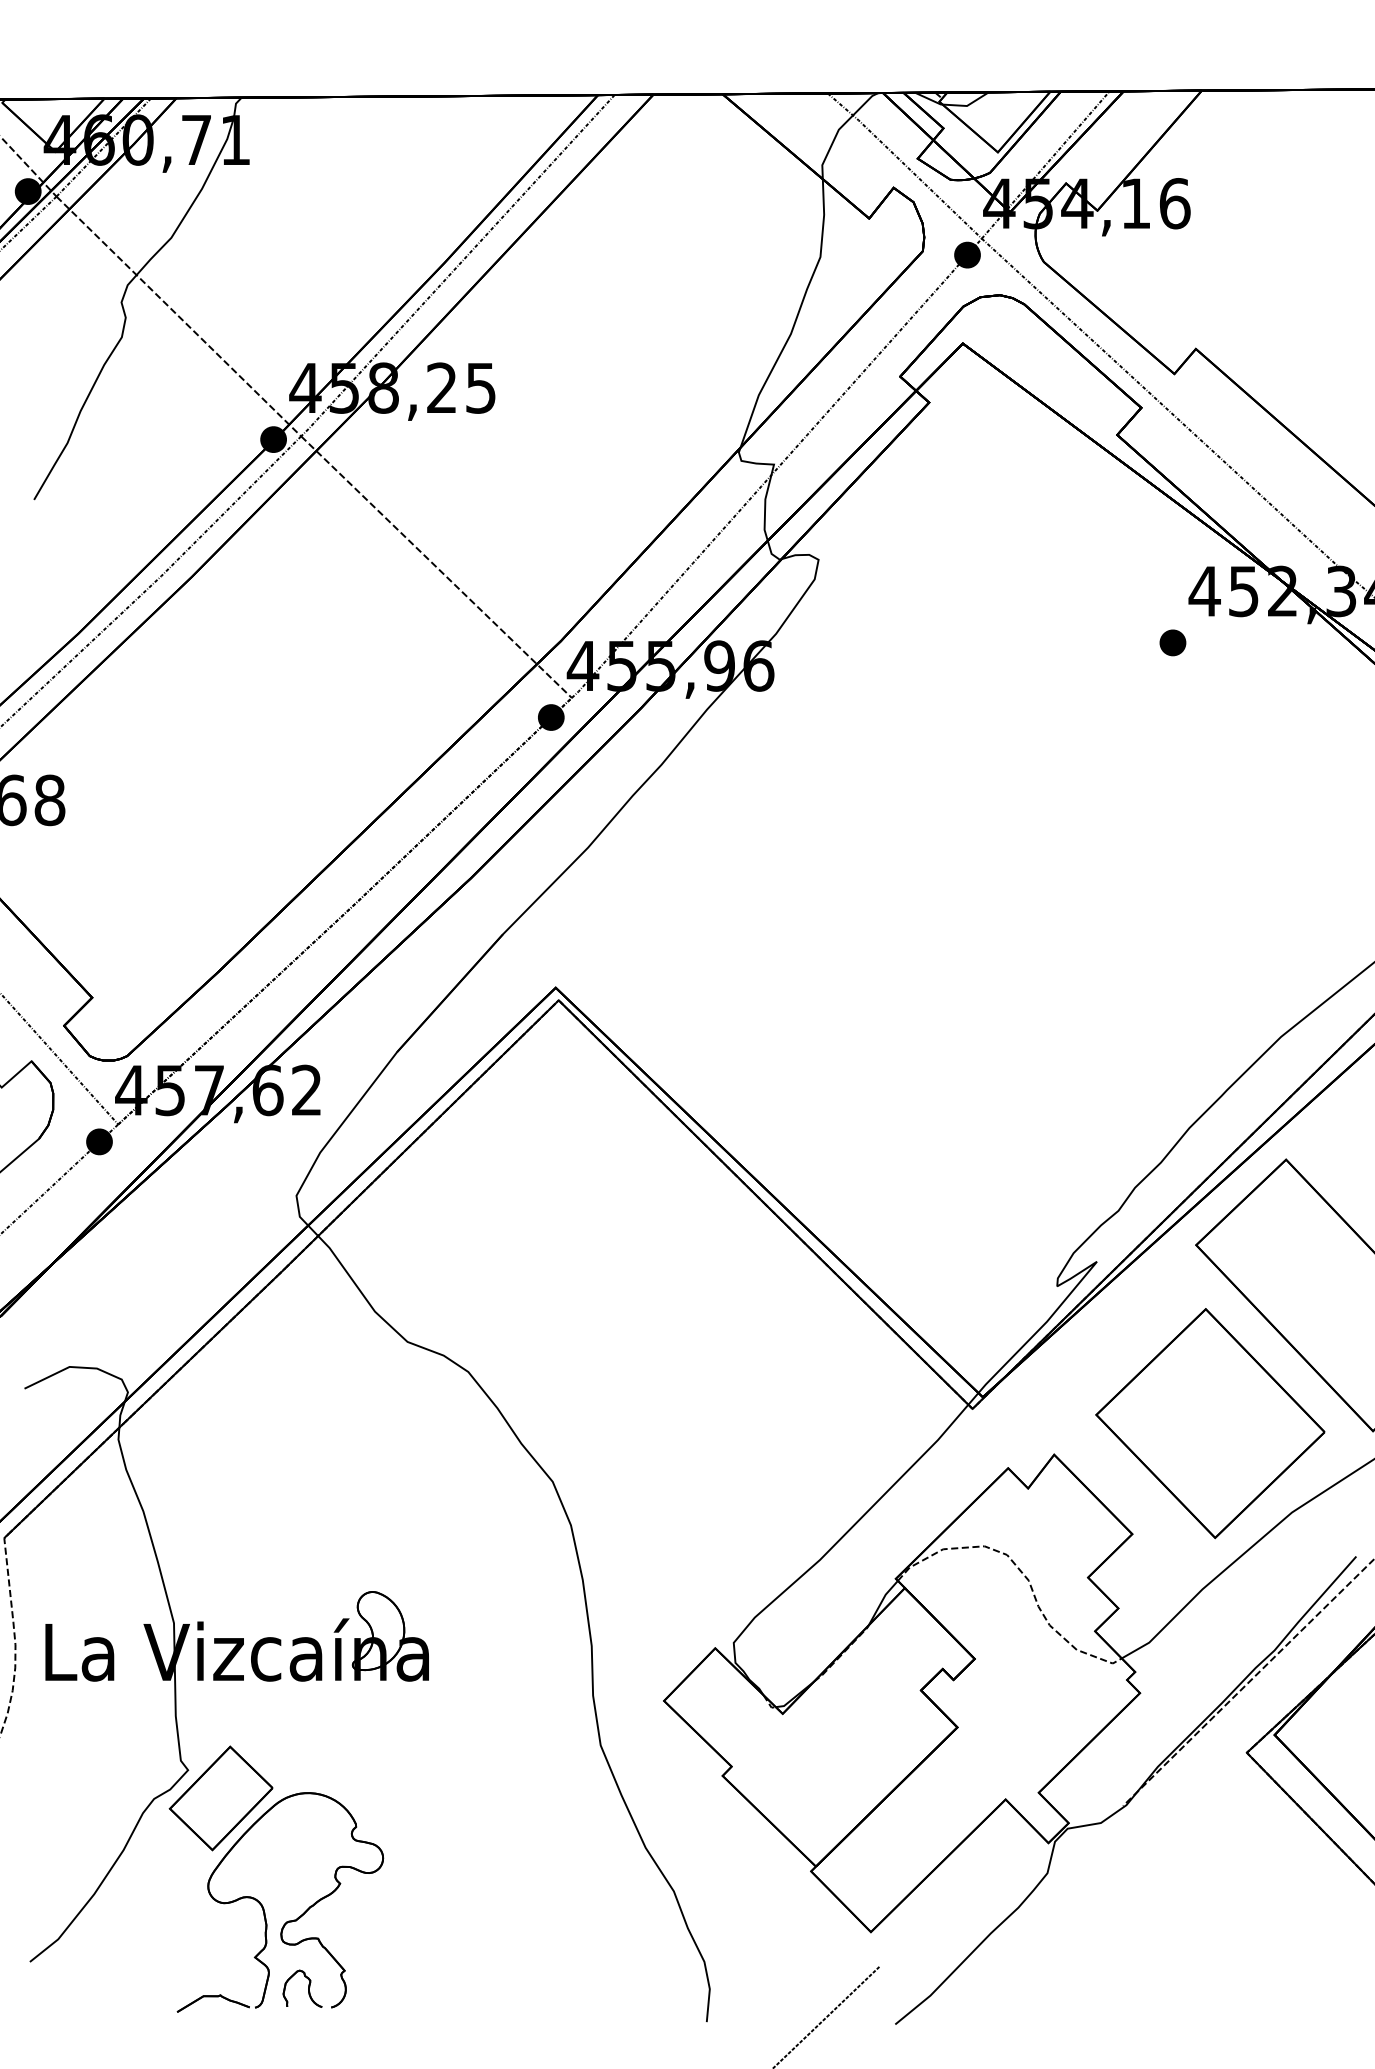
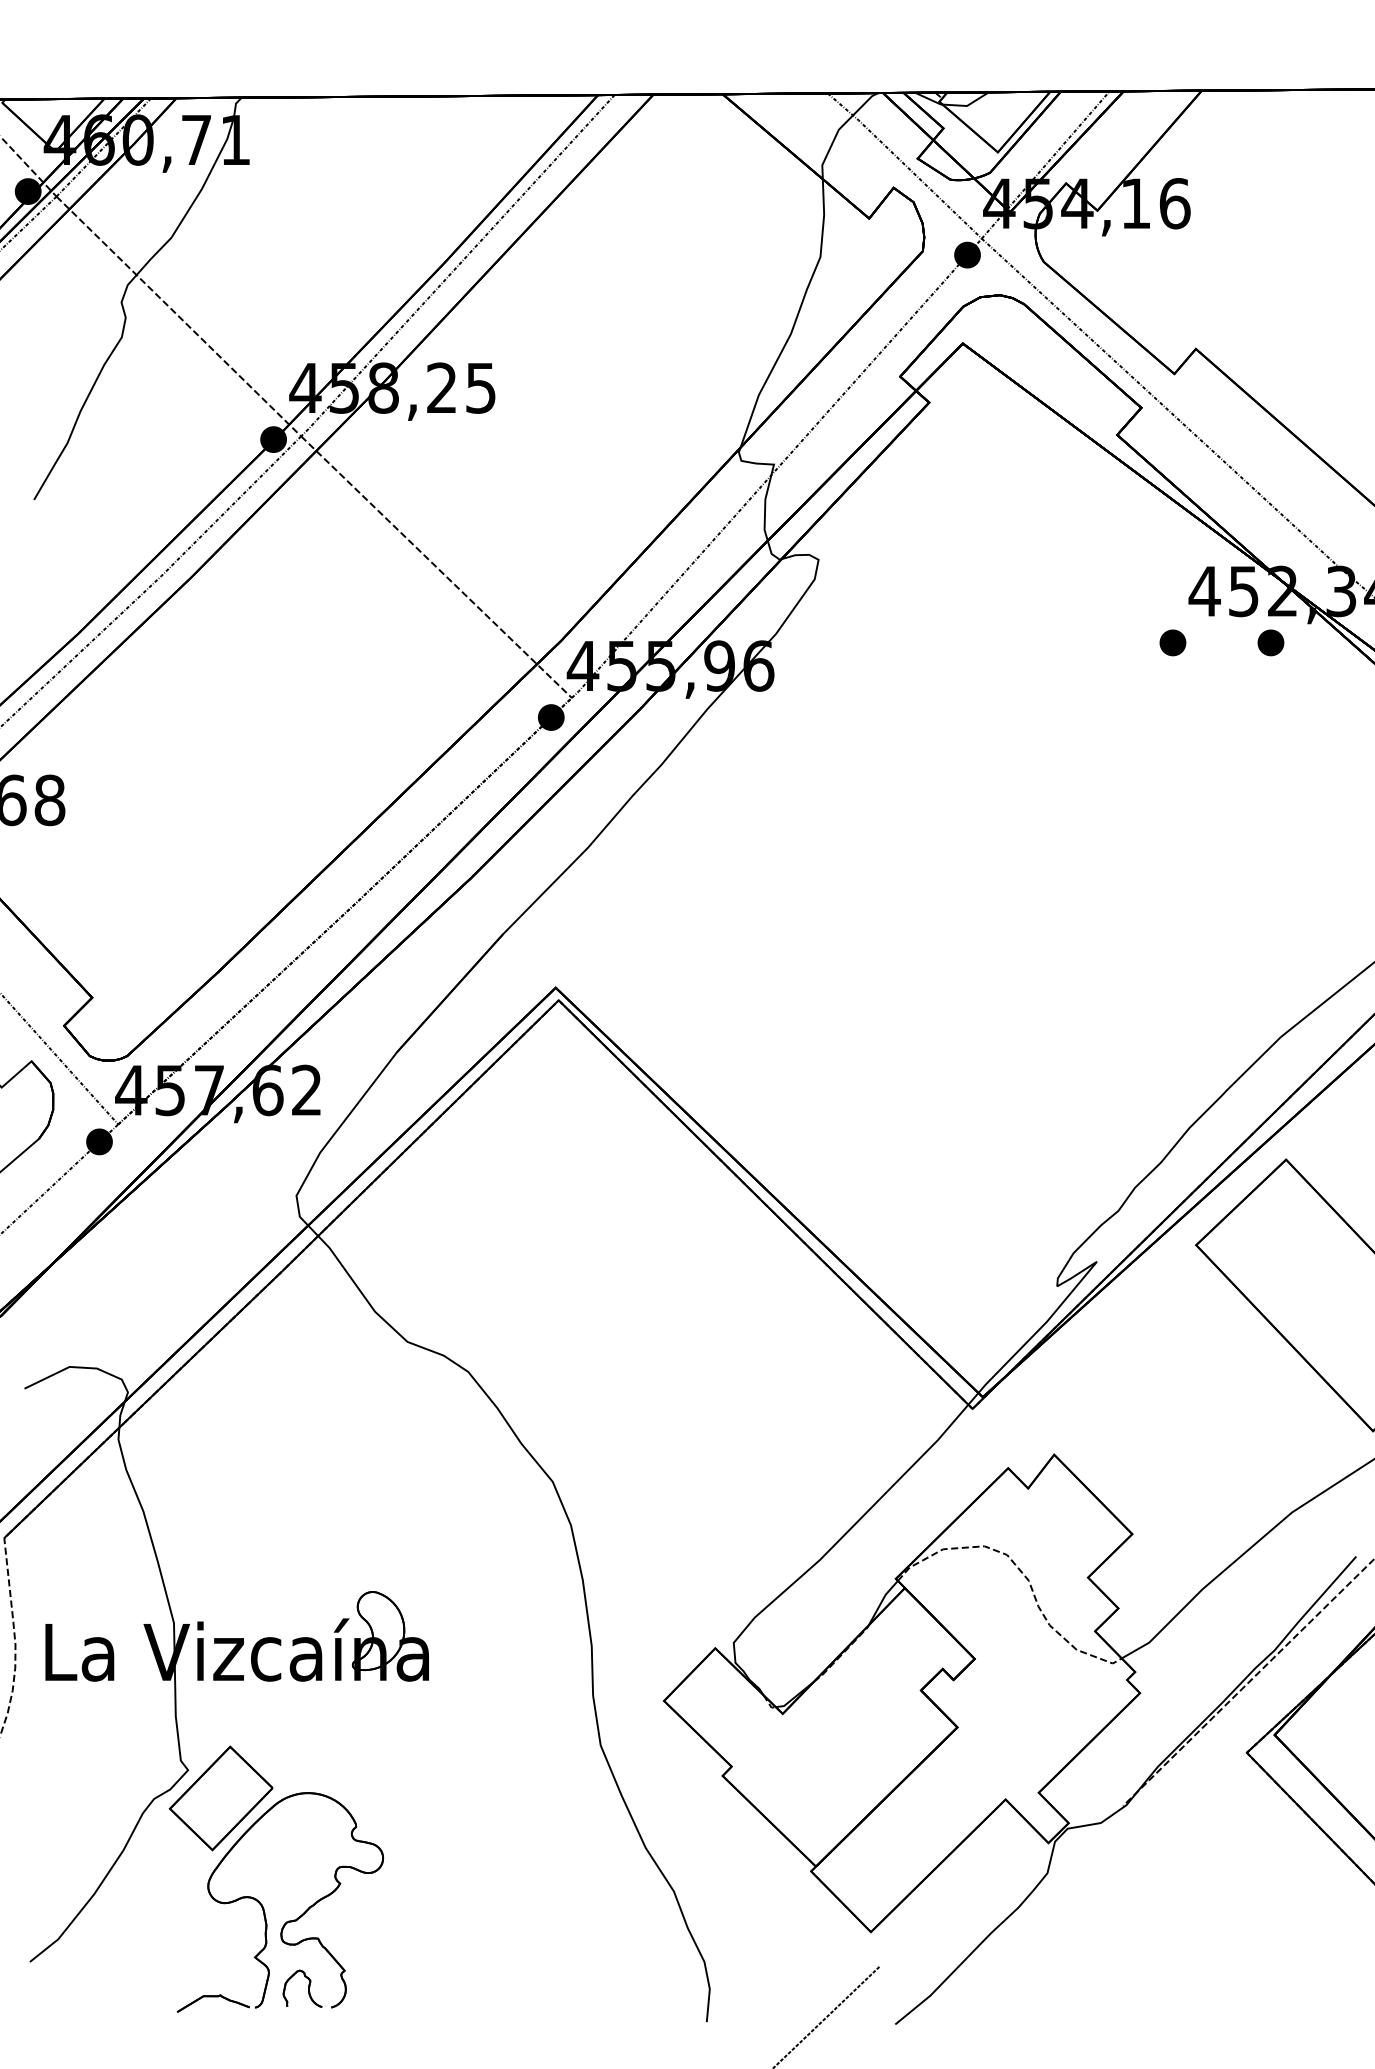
part: none -> present (1270, 642)
part: present -> none (1210, 1423)
